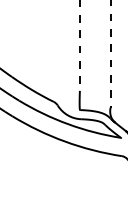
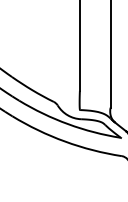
line: dashed -> solid (79, 45)
line: dashed -> solid (110, 54)
